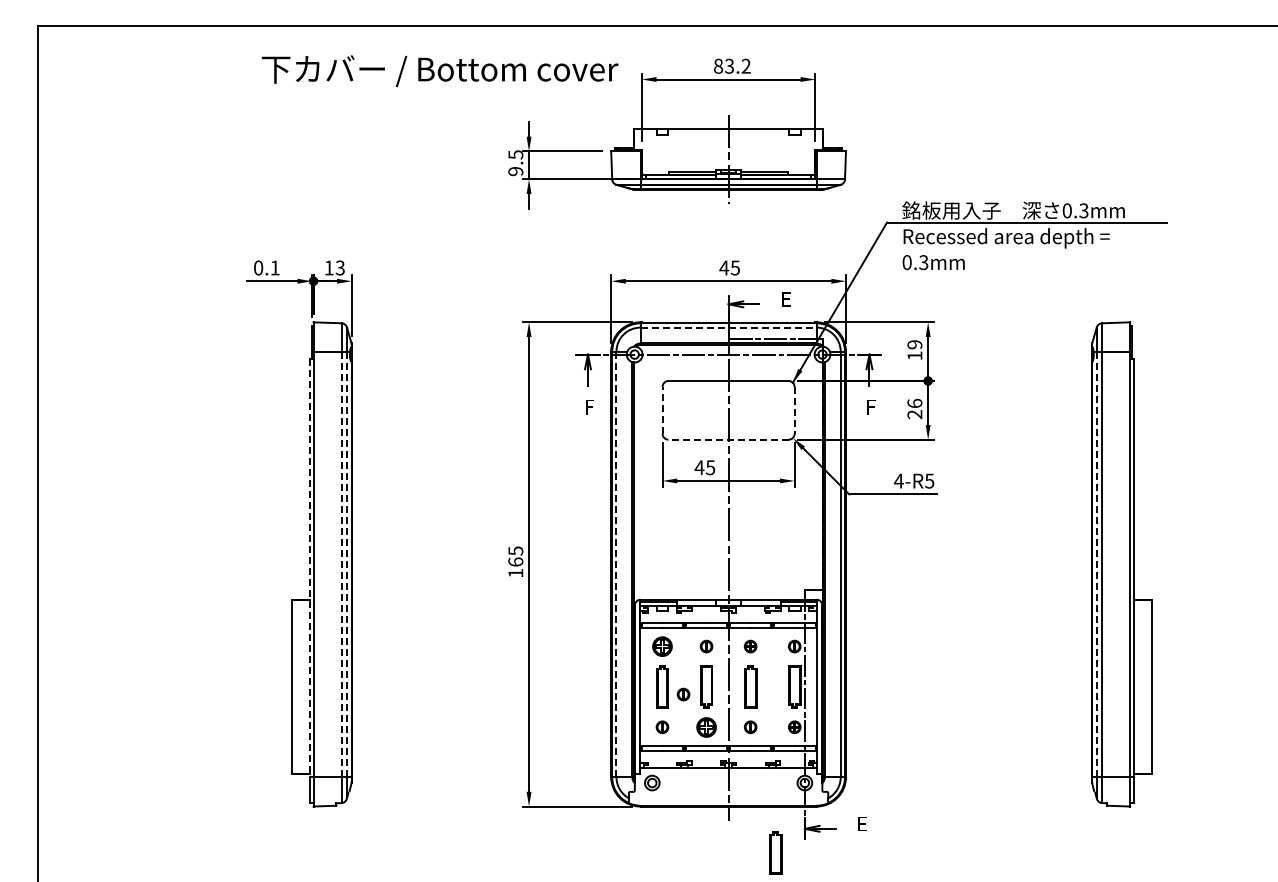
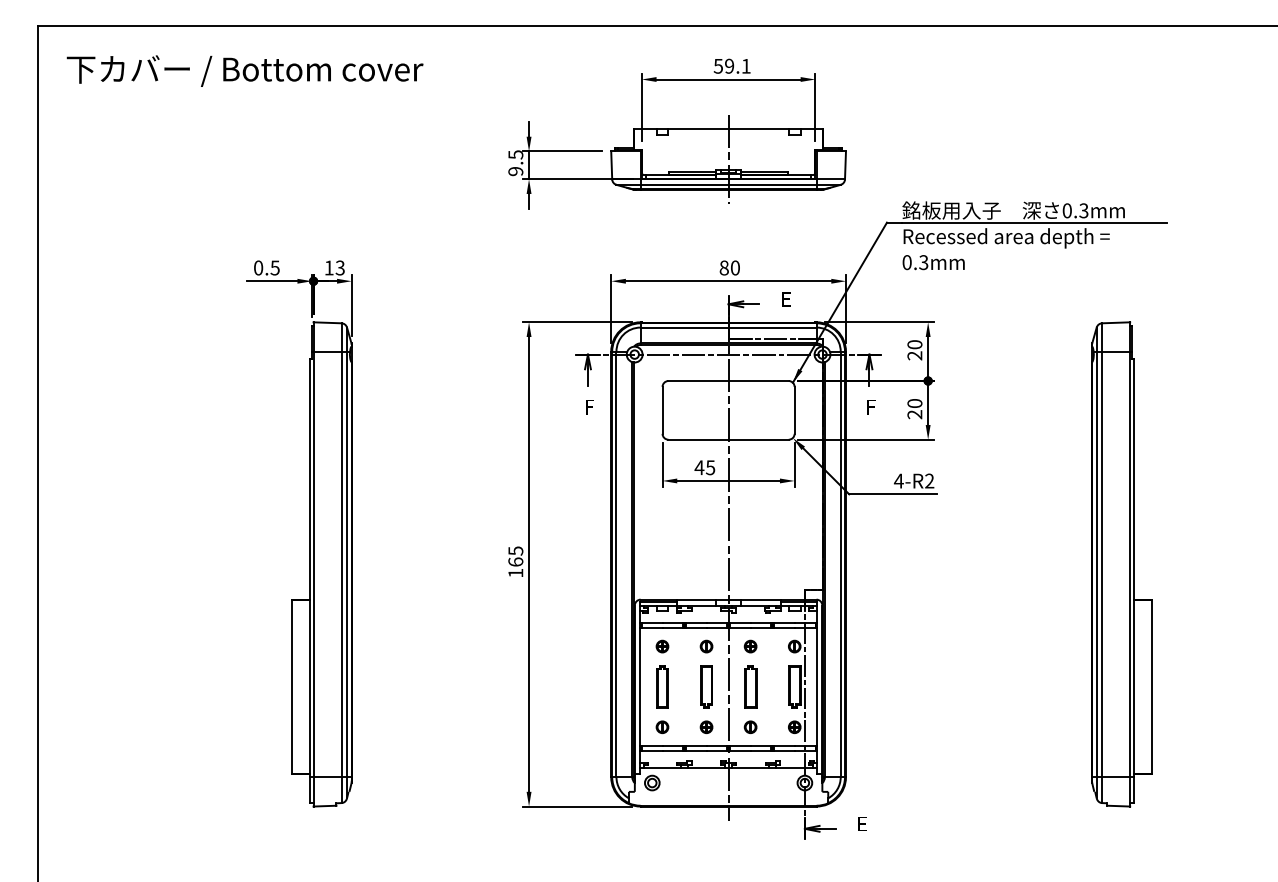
text: 83.2 -> 59.1 (731, 65)
text position: (439, 70) -> (244, 70) (244, 70)
text: 0.1 -> 0.5 (274, 267)
text: 45 -> 80 (729, 267)
line: dashed -> solid (729, 327)
text: 19 -> 20 (914, 350)
text: 26 -> 20 (914, 402)
line: dashed -> solid (662, 409)
line: dashed -> solid (794, 410)
line: dashed -> solid (728, 439)
text: 4-R5 -> 4-R2 (929, 480)
line: dashed -> solid (341, 564)
line: dashed -> solid (347, 564)
line: dashed -> solid (616, 564)
line: dashed -> solid (1096, 564)
line: dashed -> solid (309, 568)
part size: 21x21 px -> 15x15 px (662, 646)
part: present -> none (683, 694)
part size: 21x21 px -> 15x14 px (706, 726)
part: present -> none (775, 852)
